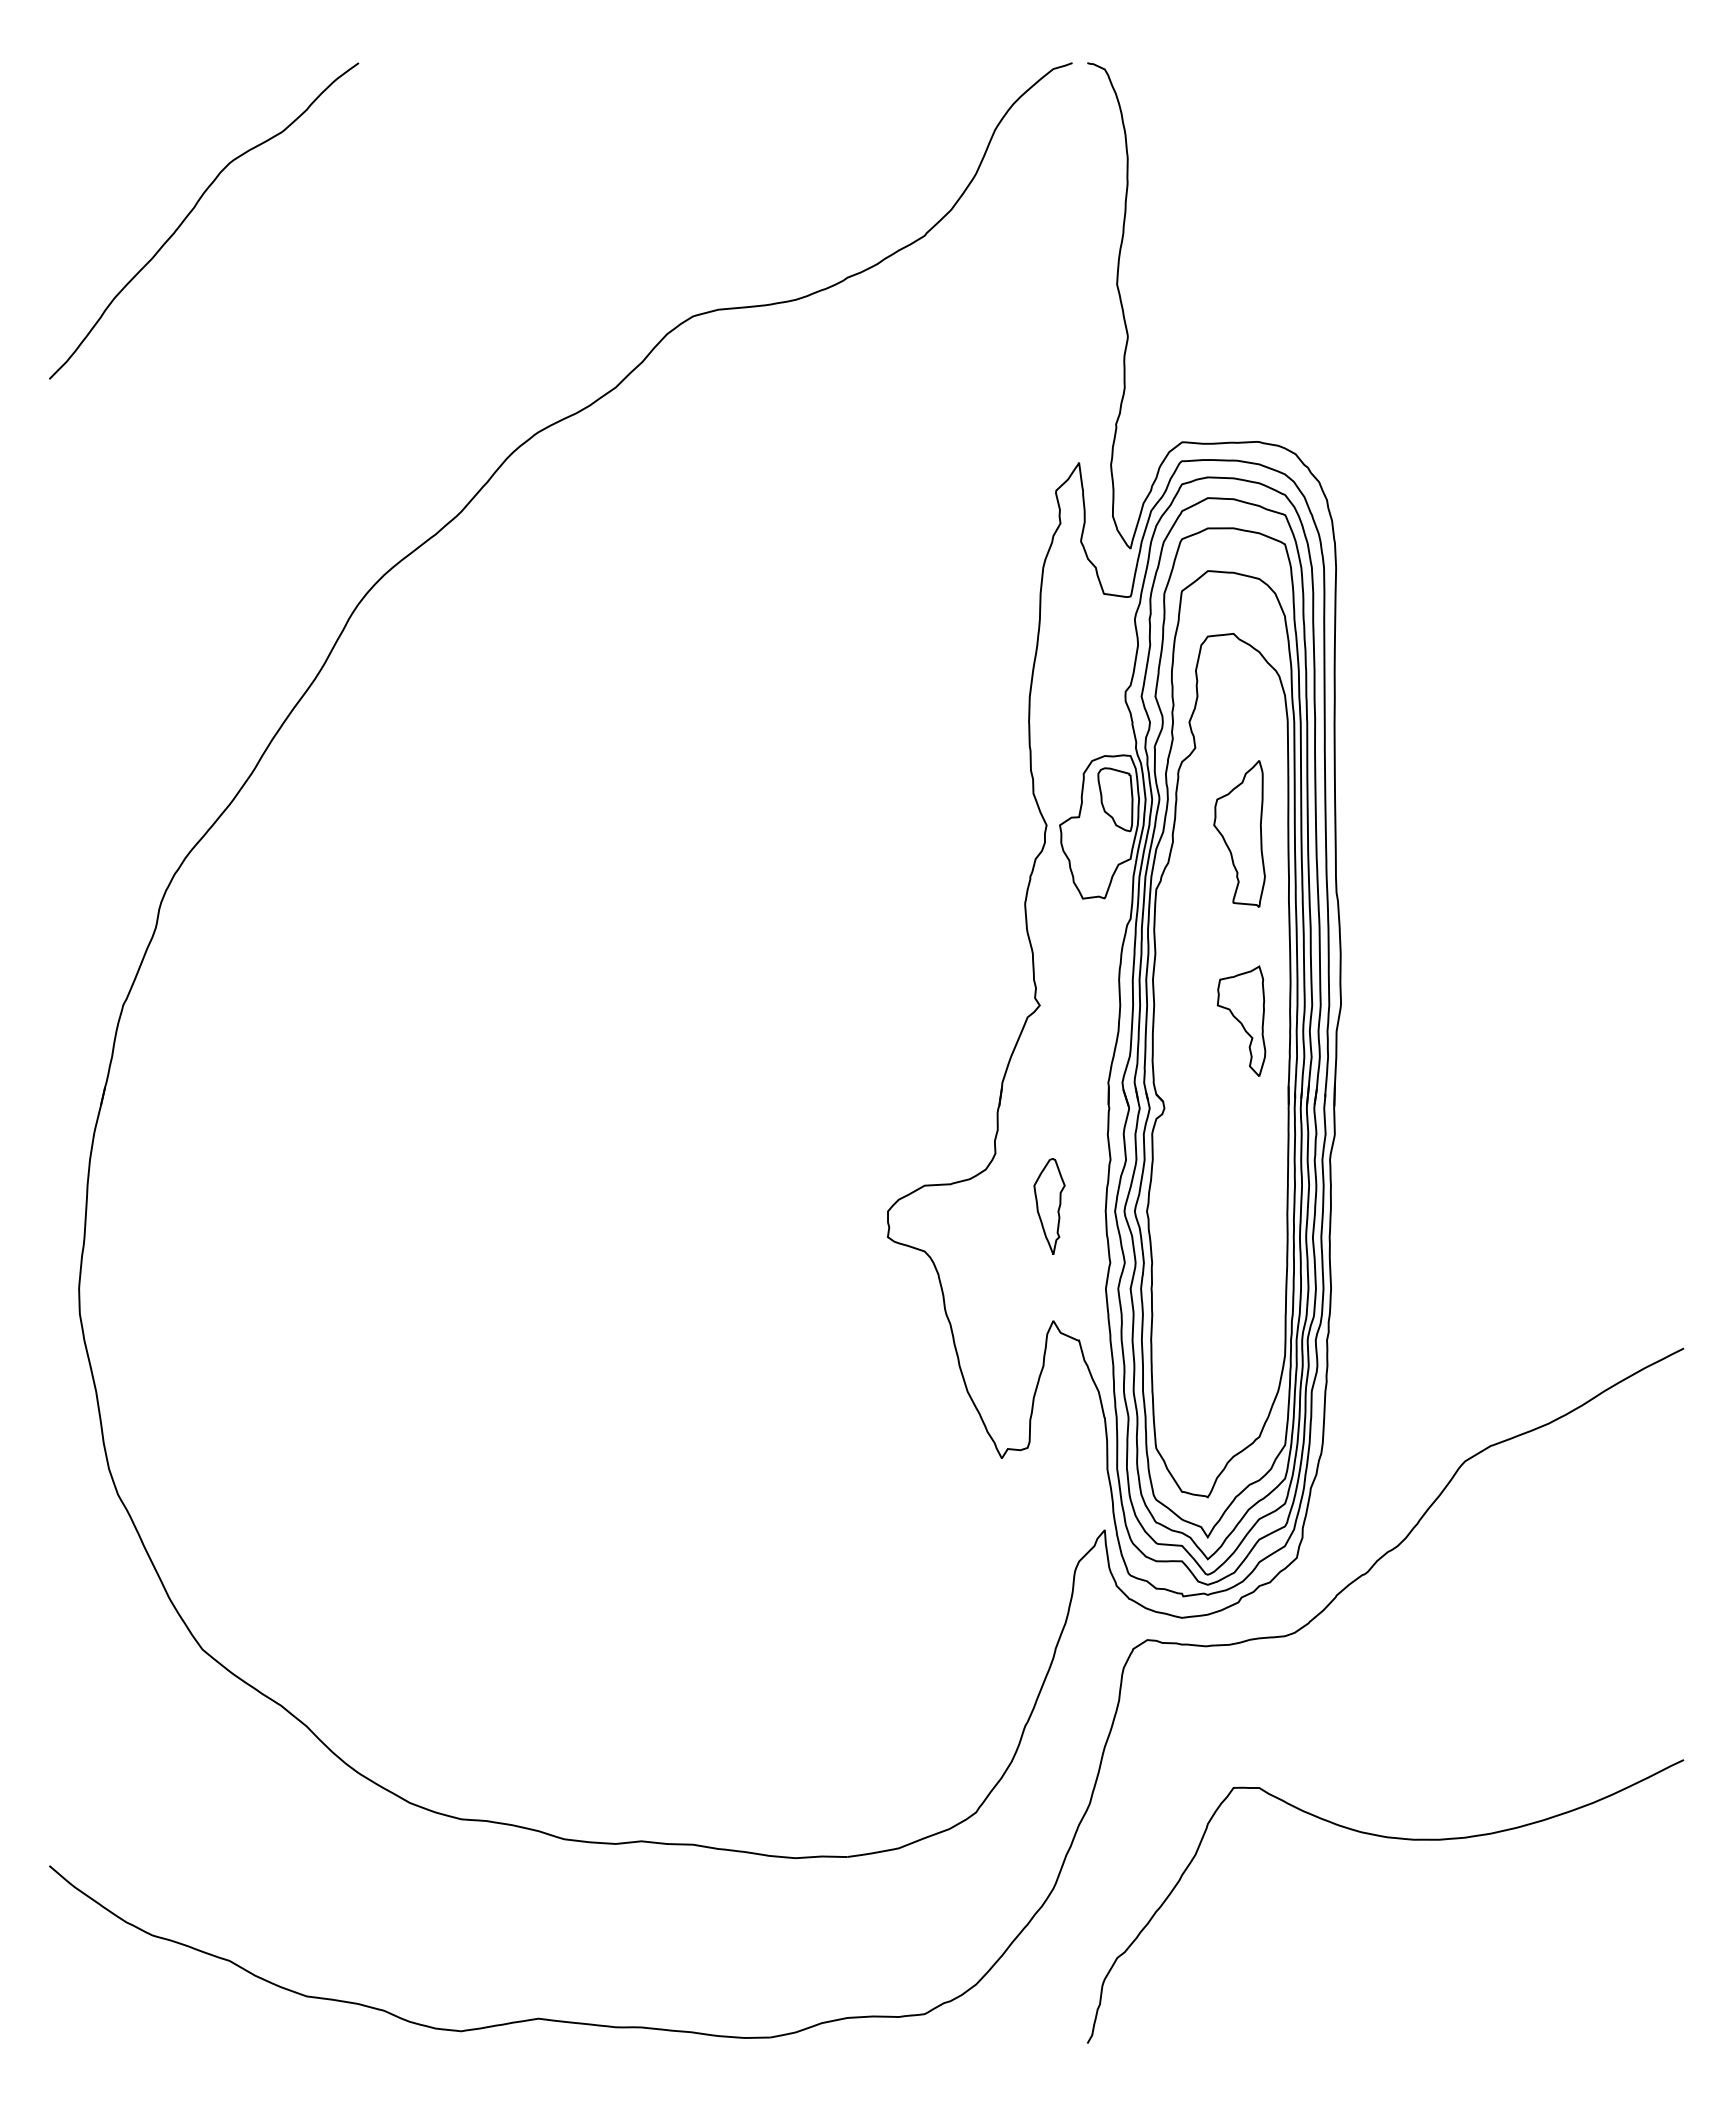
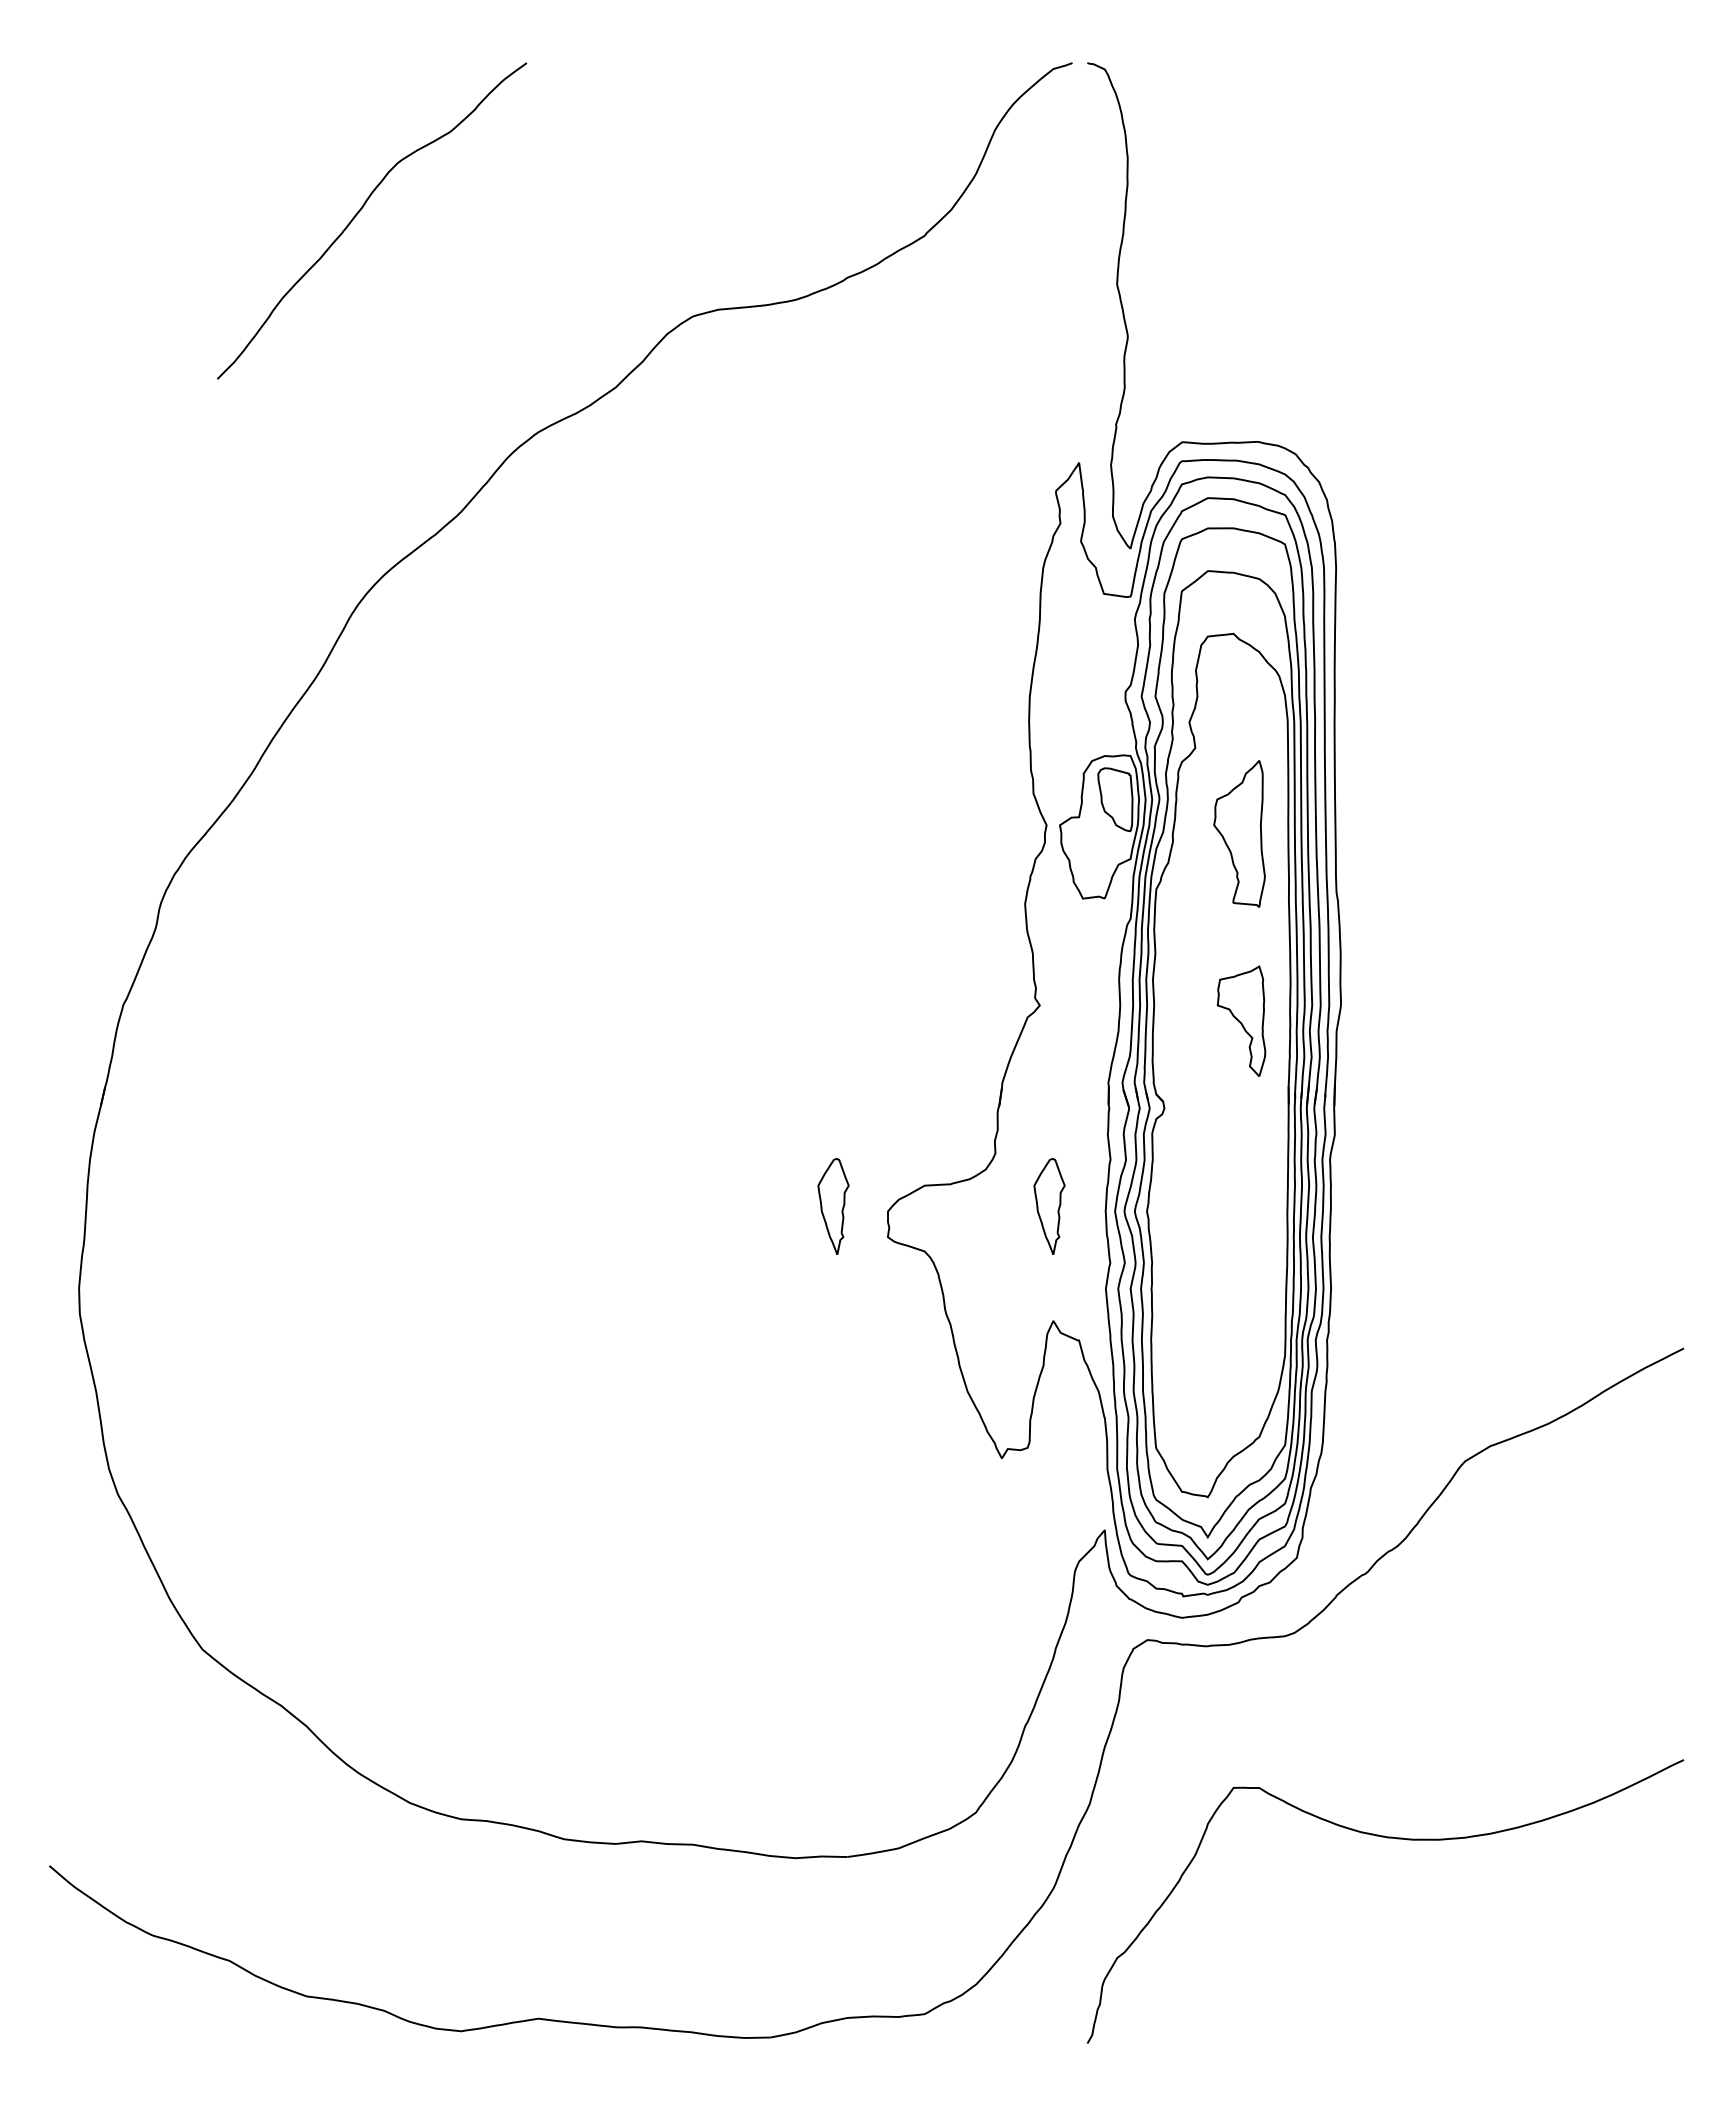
curve position: (193, 210) -> (361, 210) (361, 210)
part: none -> present (833, 1206)
